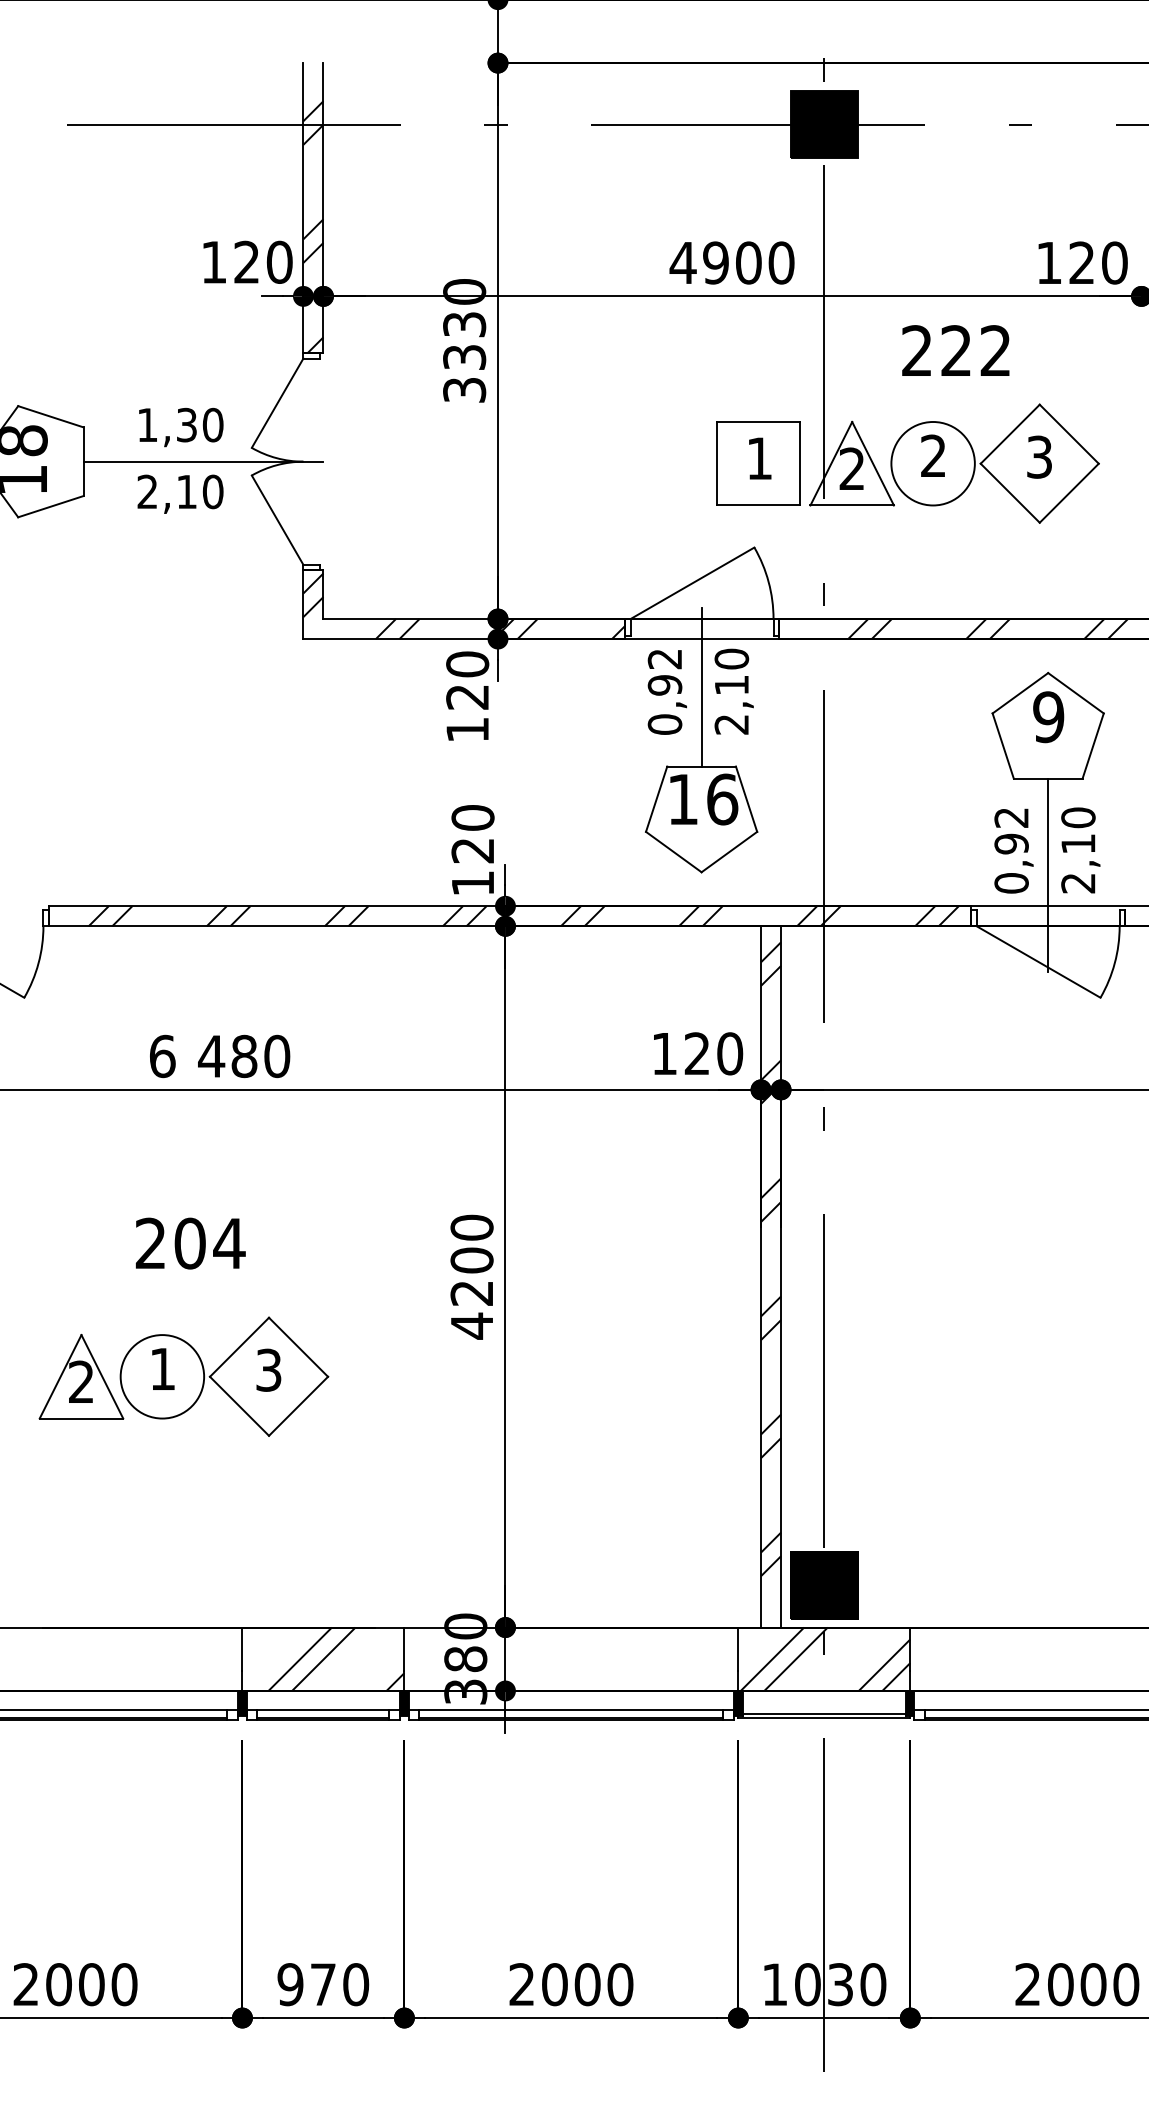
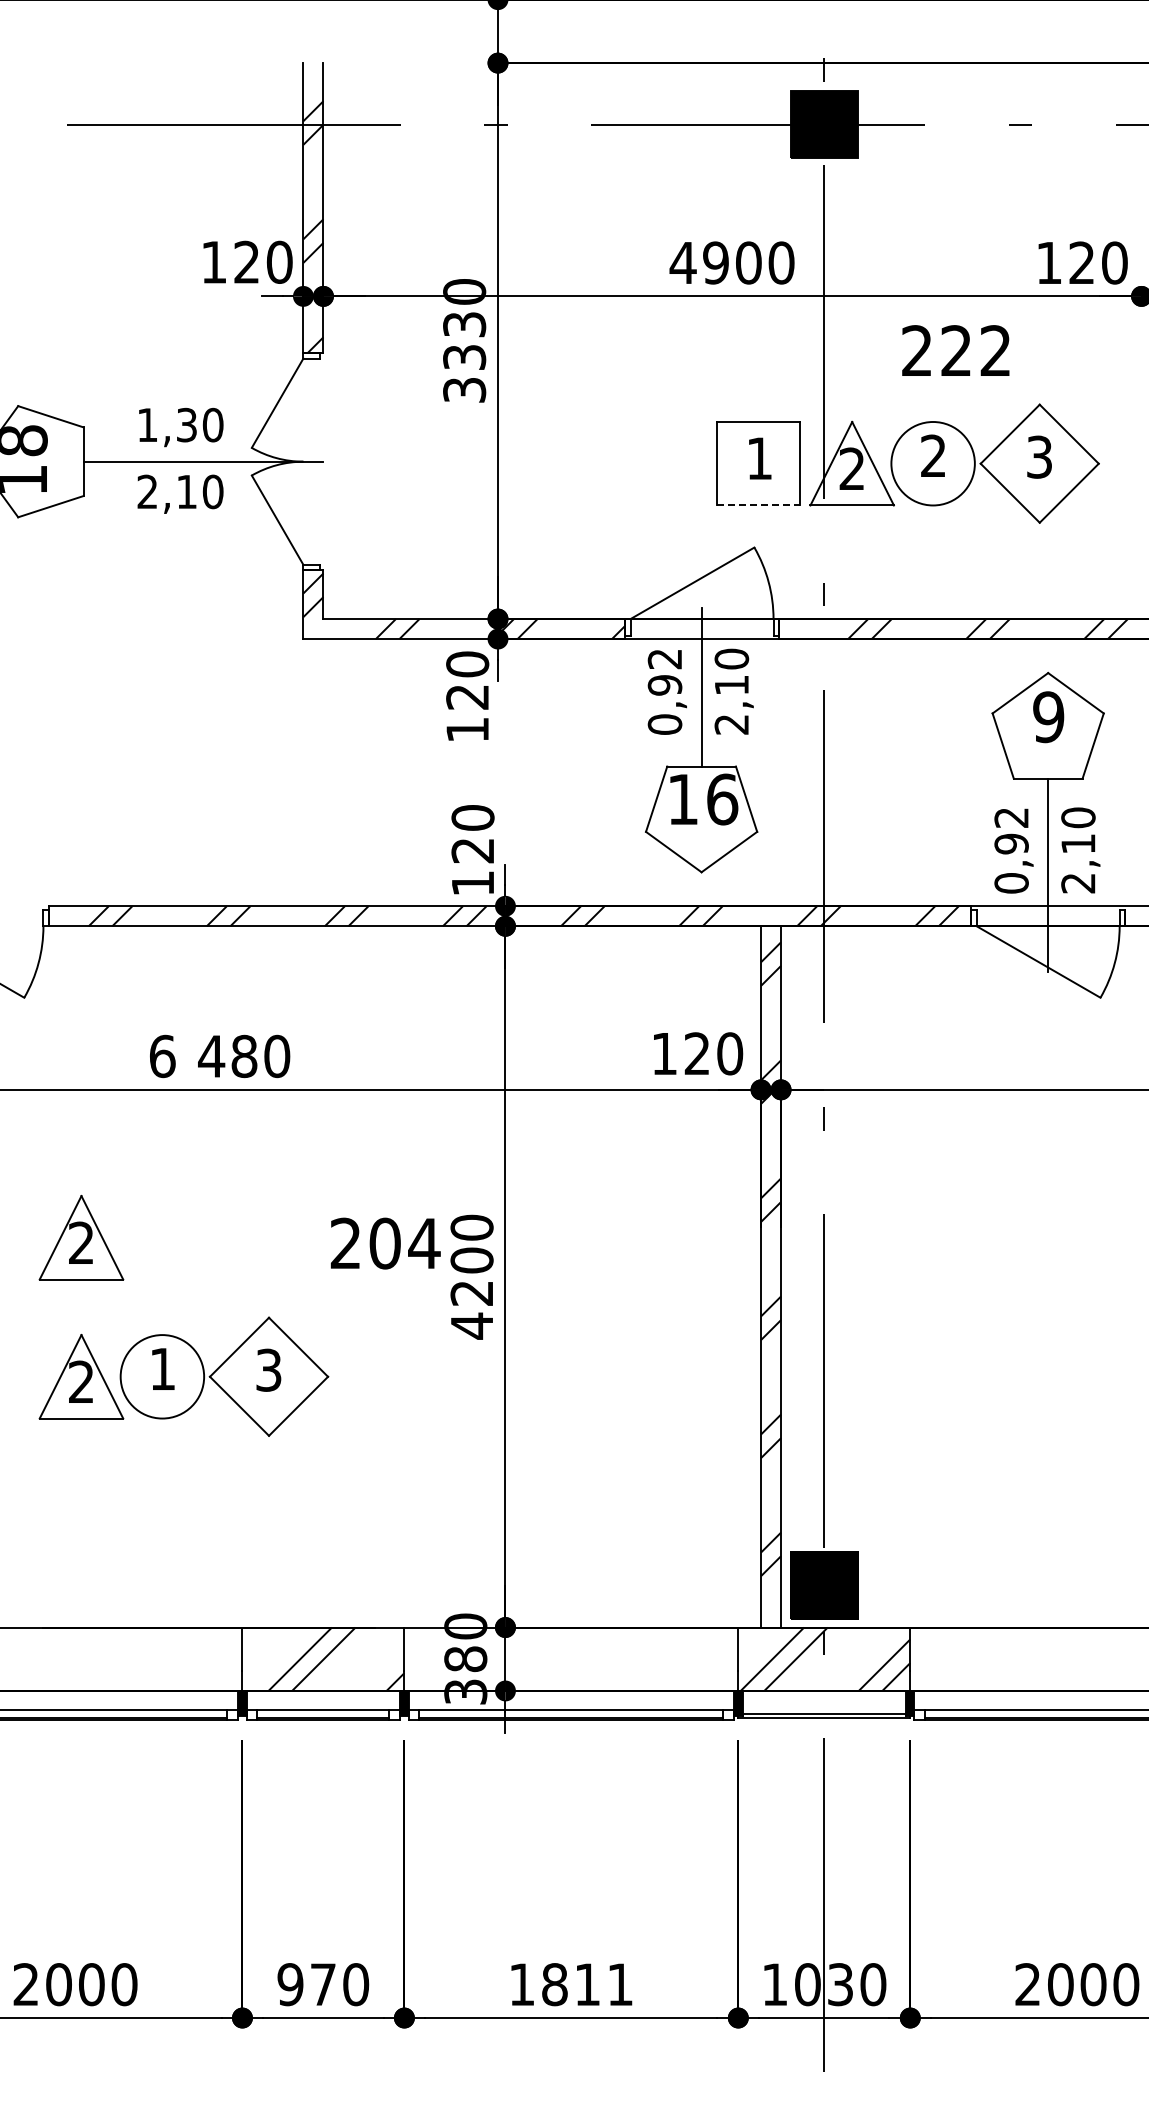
line: solid -> dashed (758, 505)
part: none -> present (81, 1237)
text position: (190, 1243) -> (385, 1243) (385, 1243)
text: 2000 -> 1811 (571, 1984)
